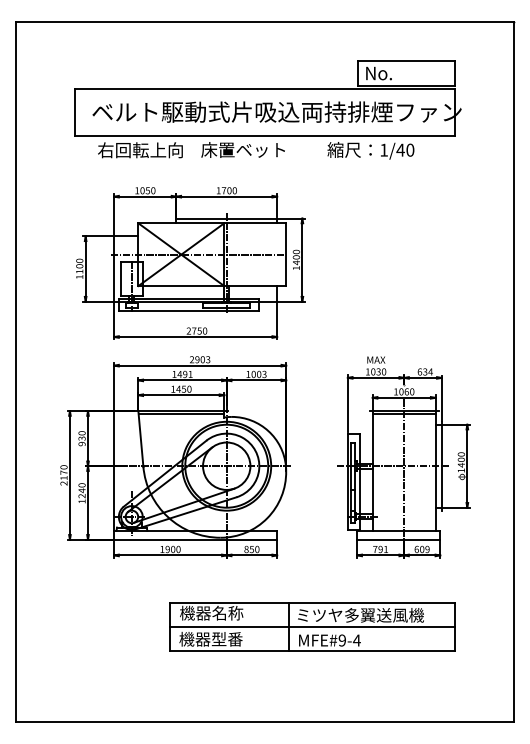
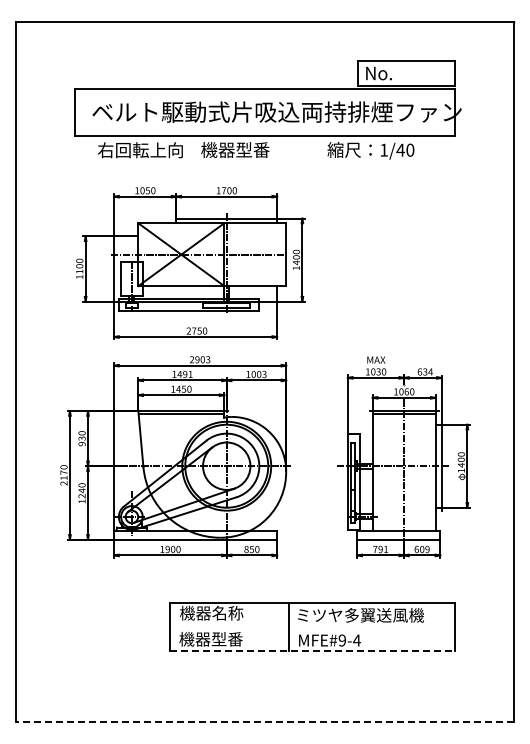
text: 床置ベット -> 機器型番 (242, 149)
line: present -> none (312, 626)
line: solid -> dashed (312, 650)
line: solid -> dashed (265, 721)
